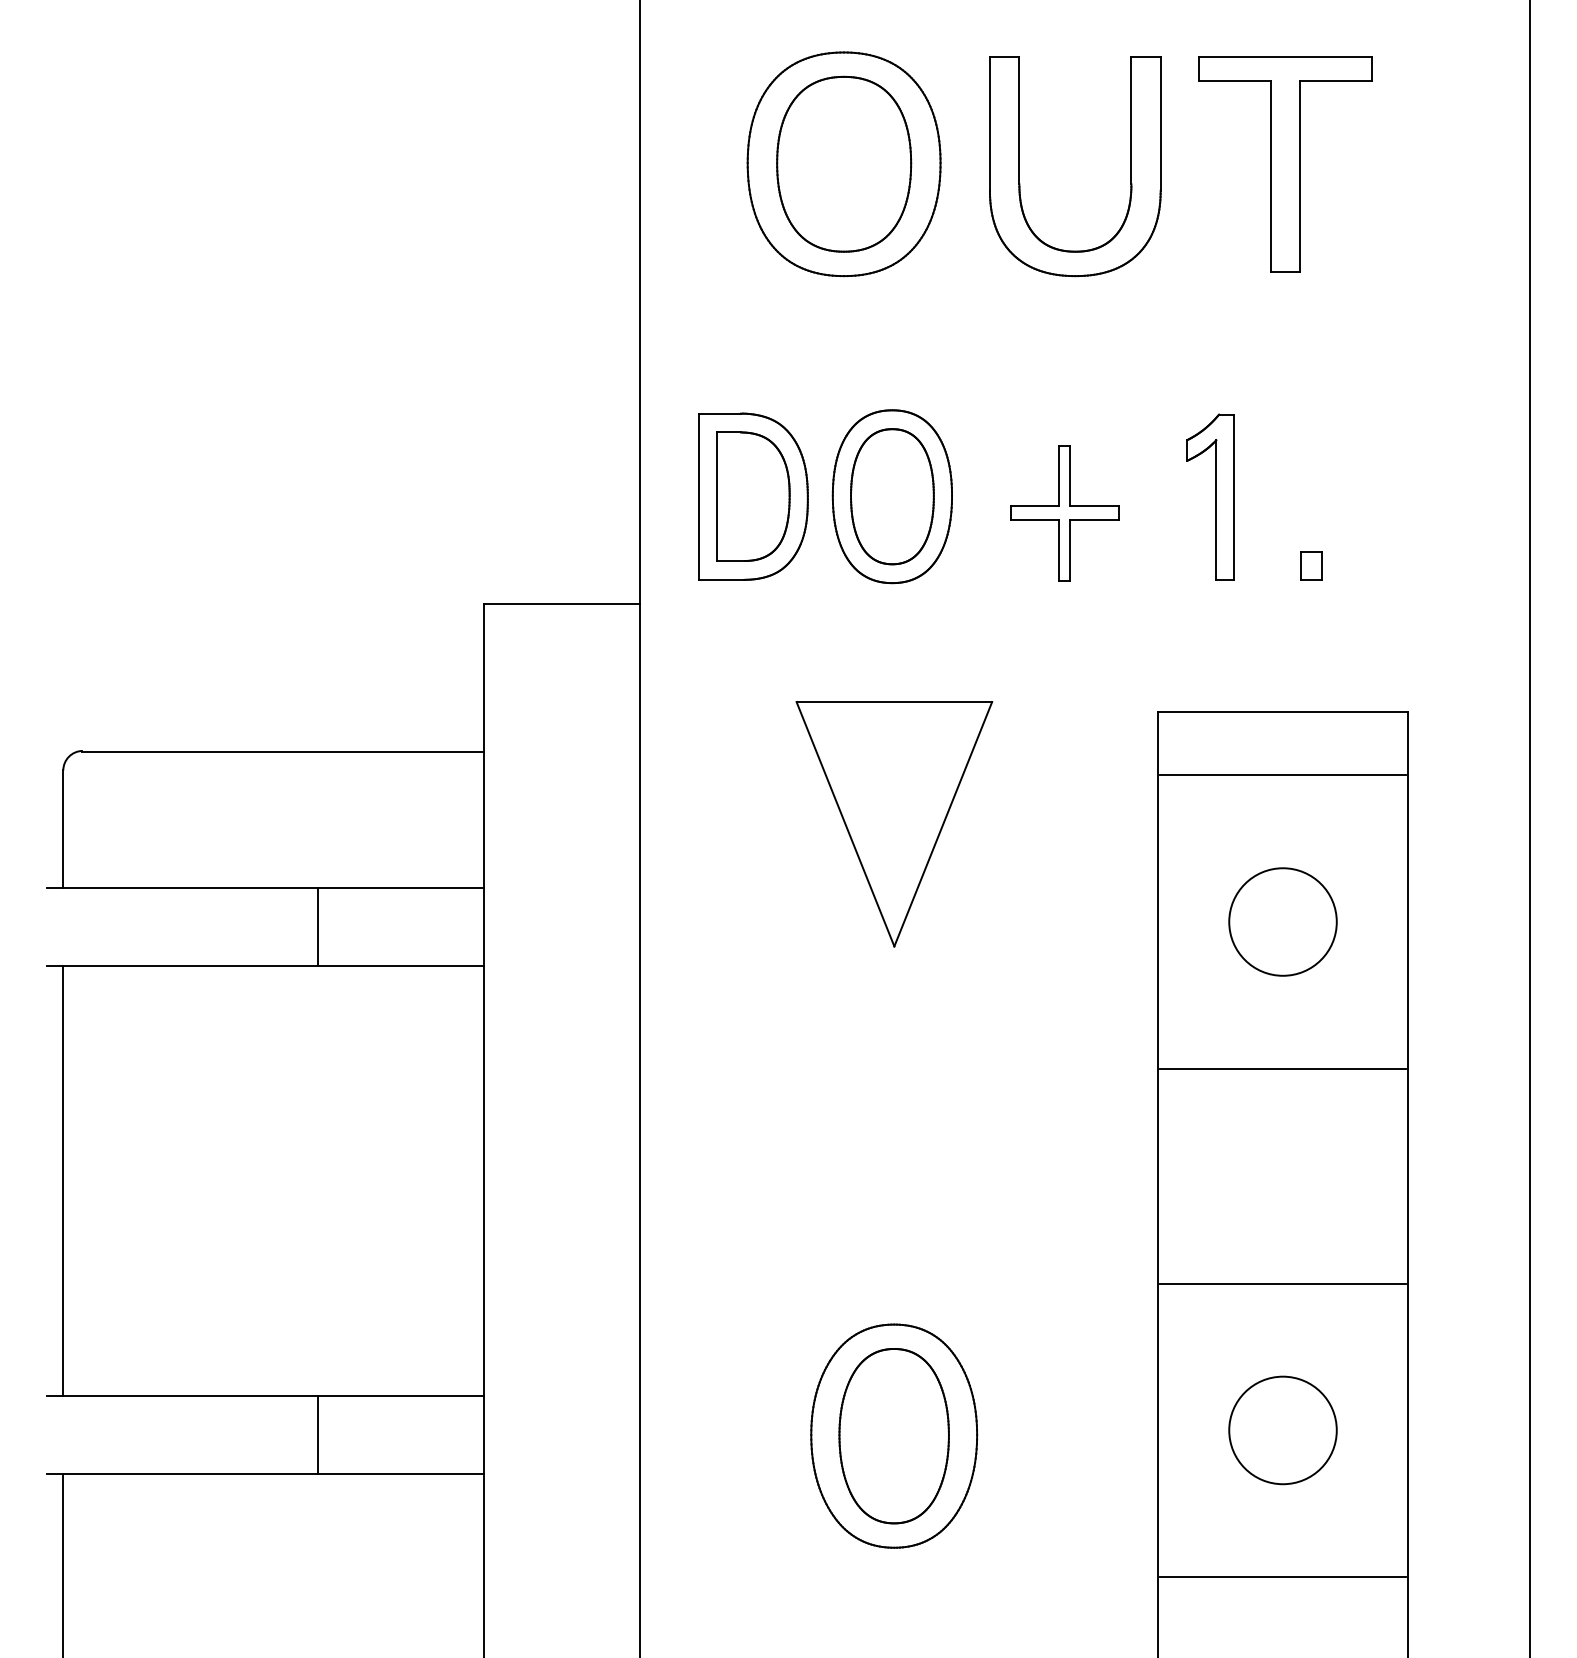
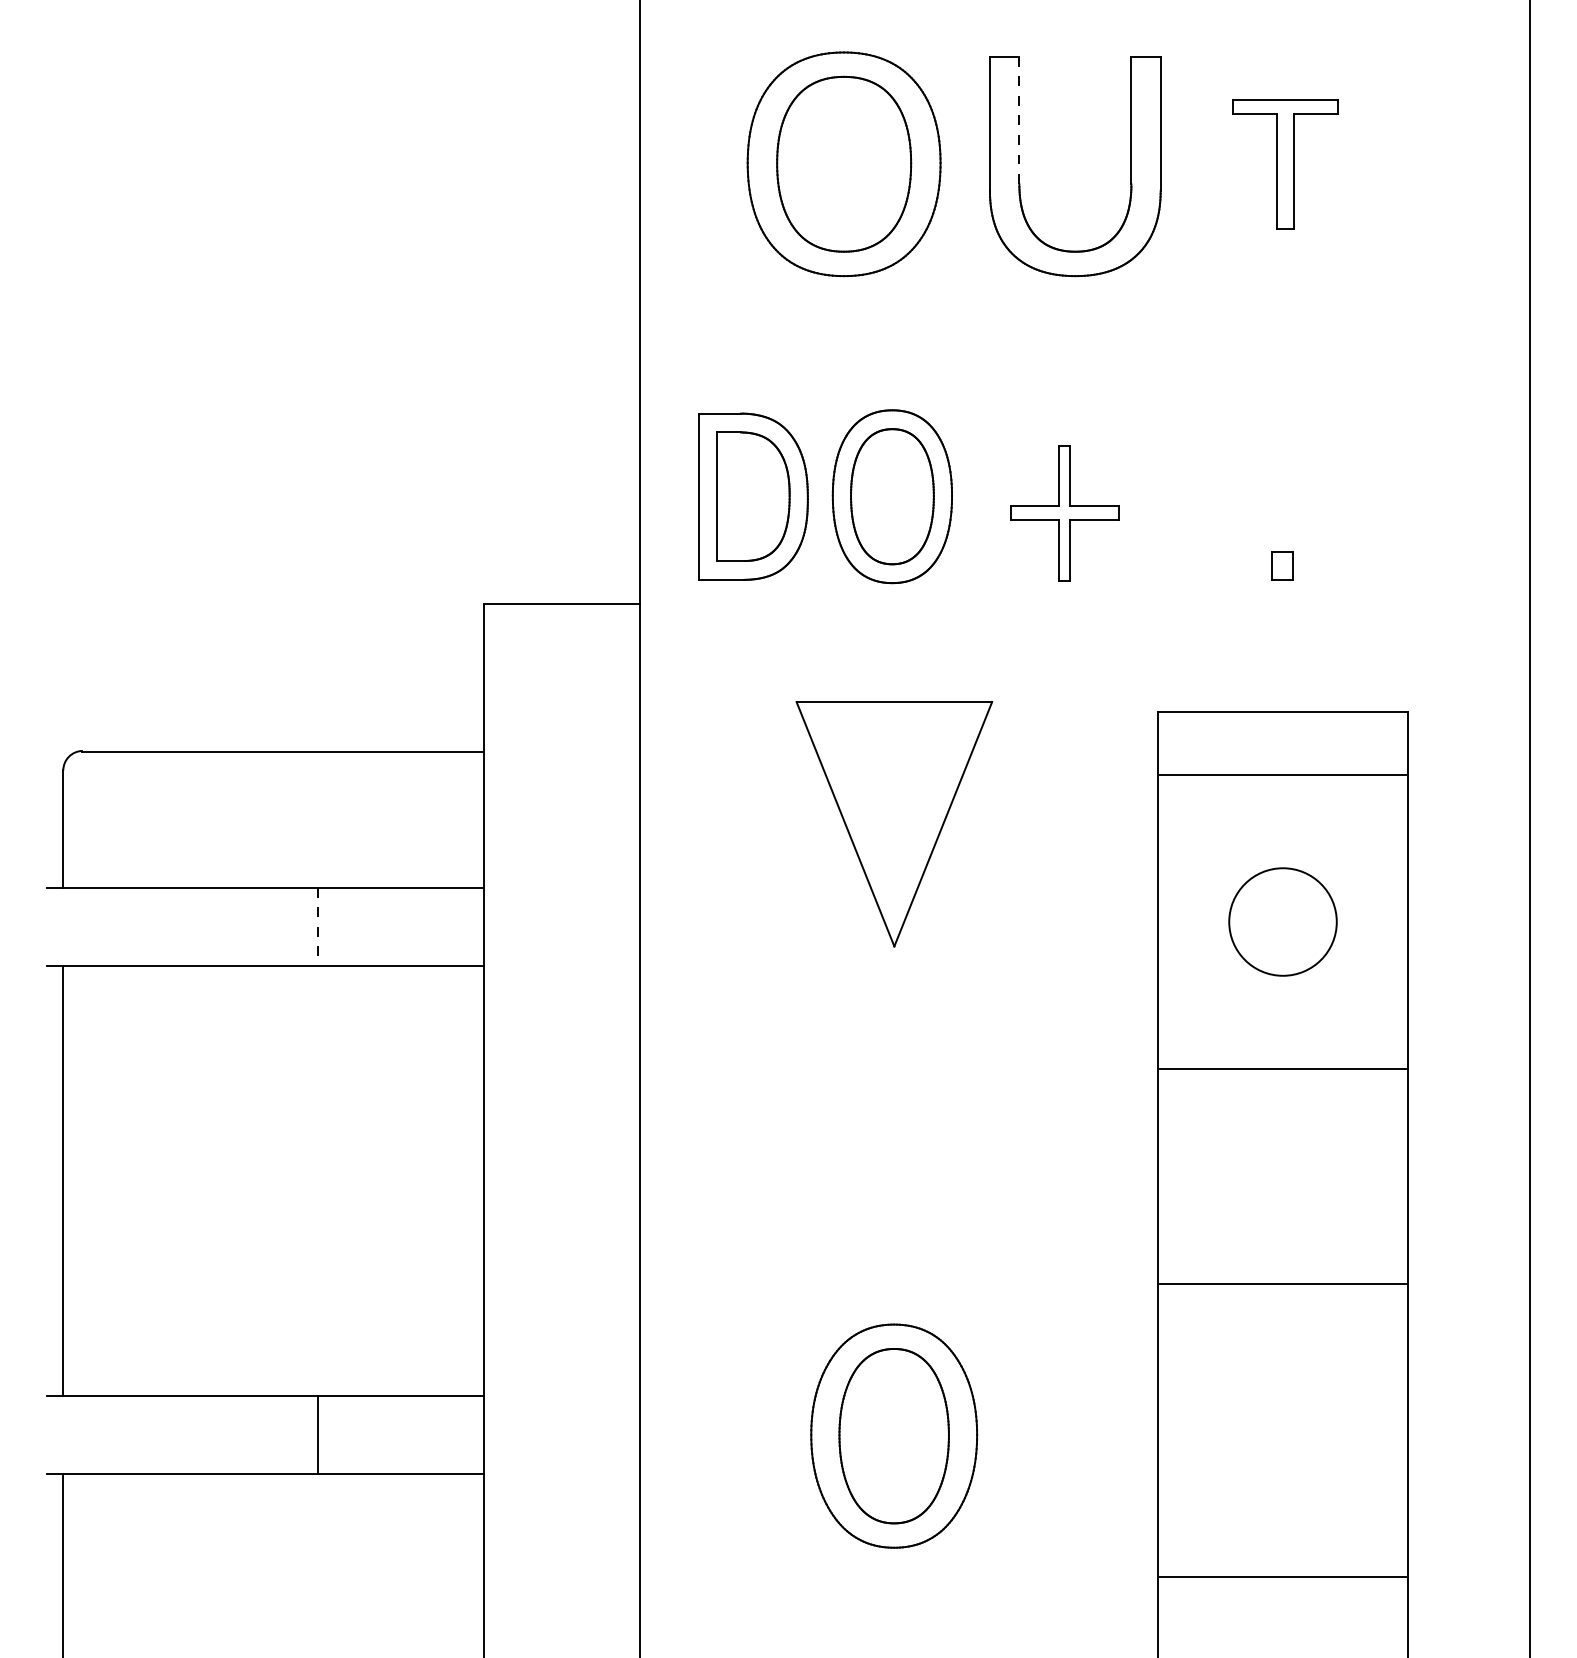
line: solid -> dashed (1019, 120)
part size: 175x217 px -> 107x131 px (1285, 164)
part: present -> none (1210, 496)
part position: (1311, 565) -> (1282, 565) (1282, 565)
line: solid -> dashed (317, 927)
circle: present -> none (1282, 1430)
